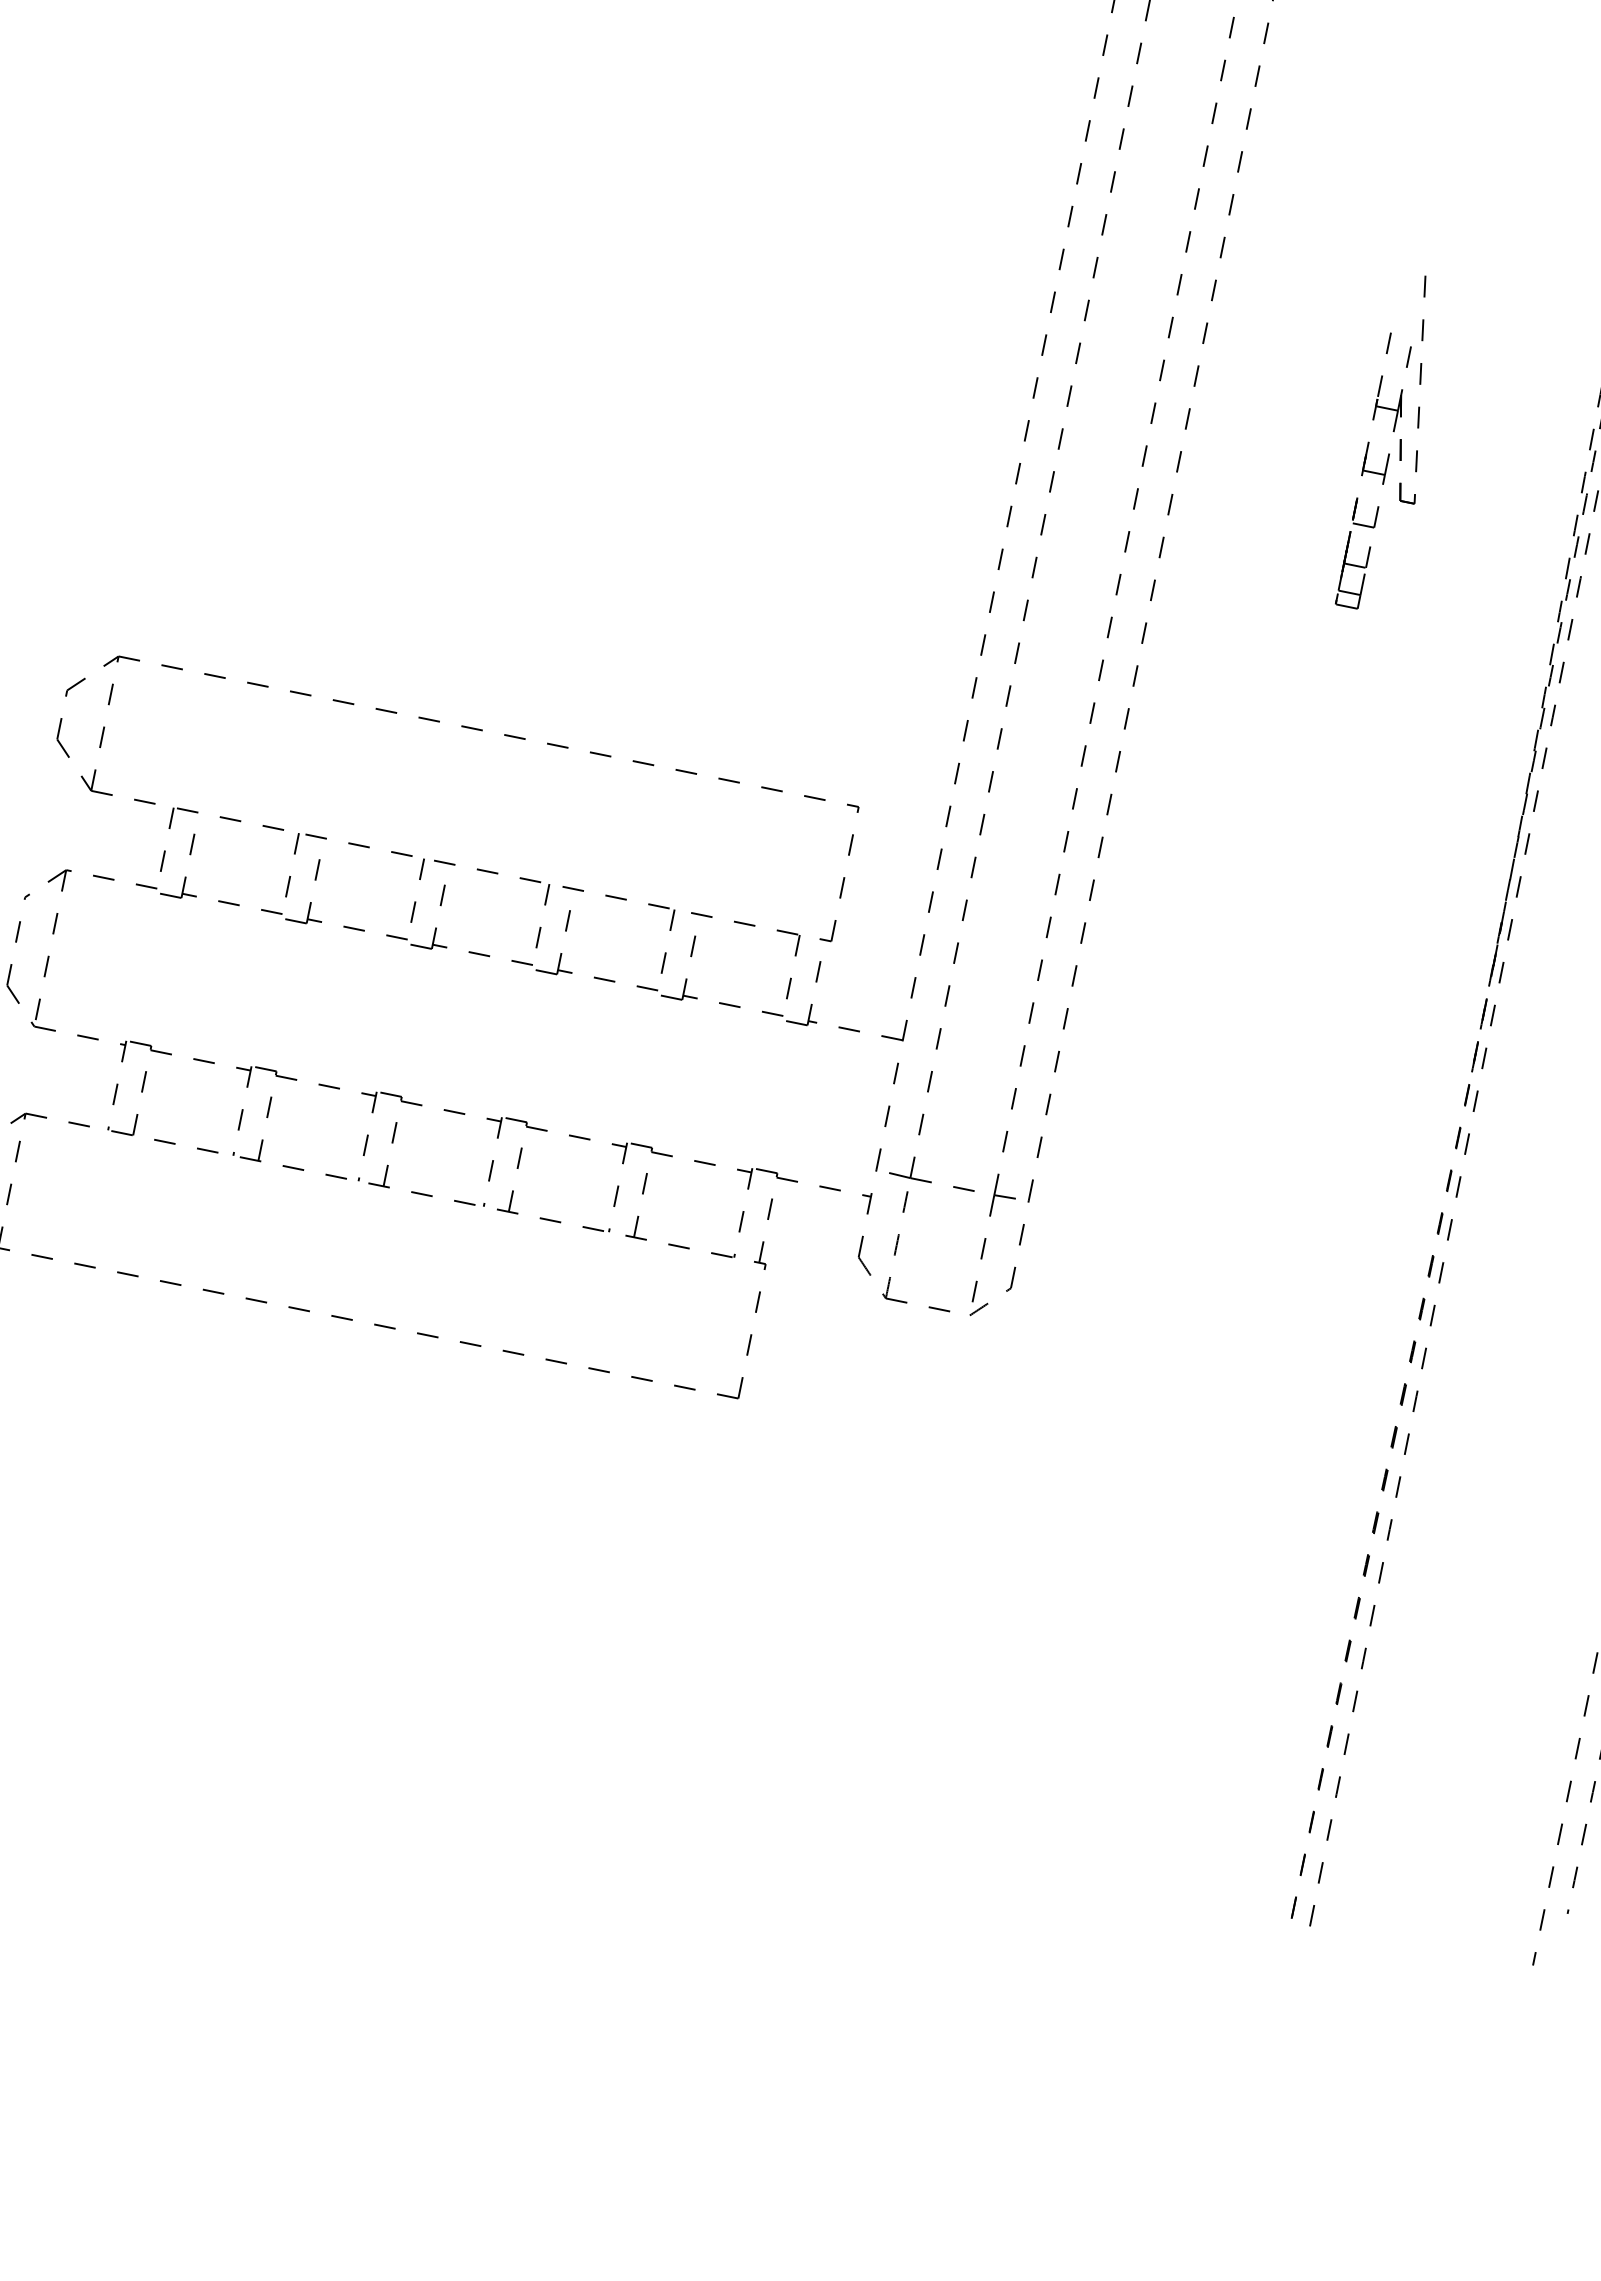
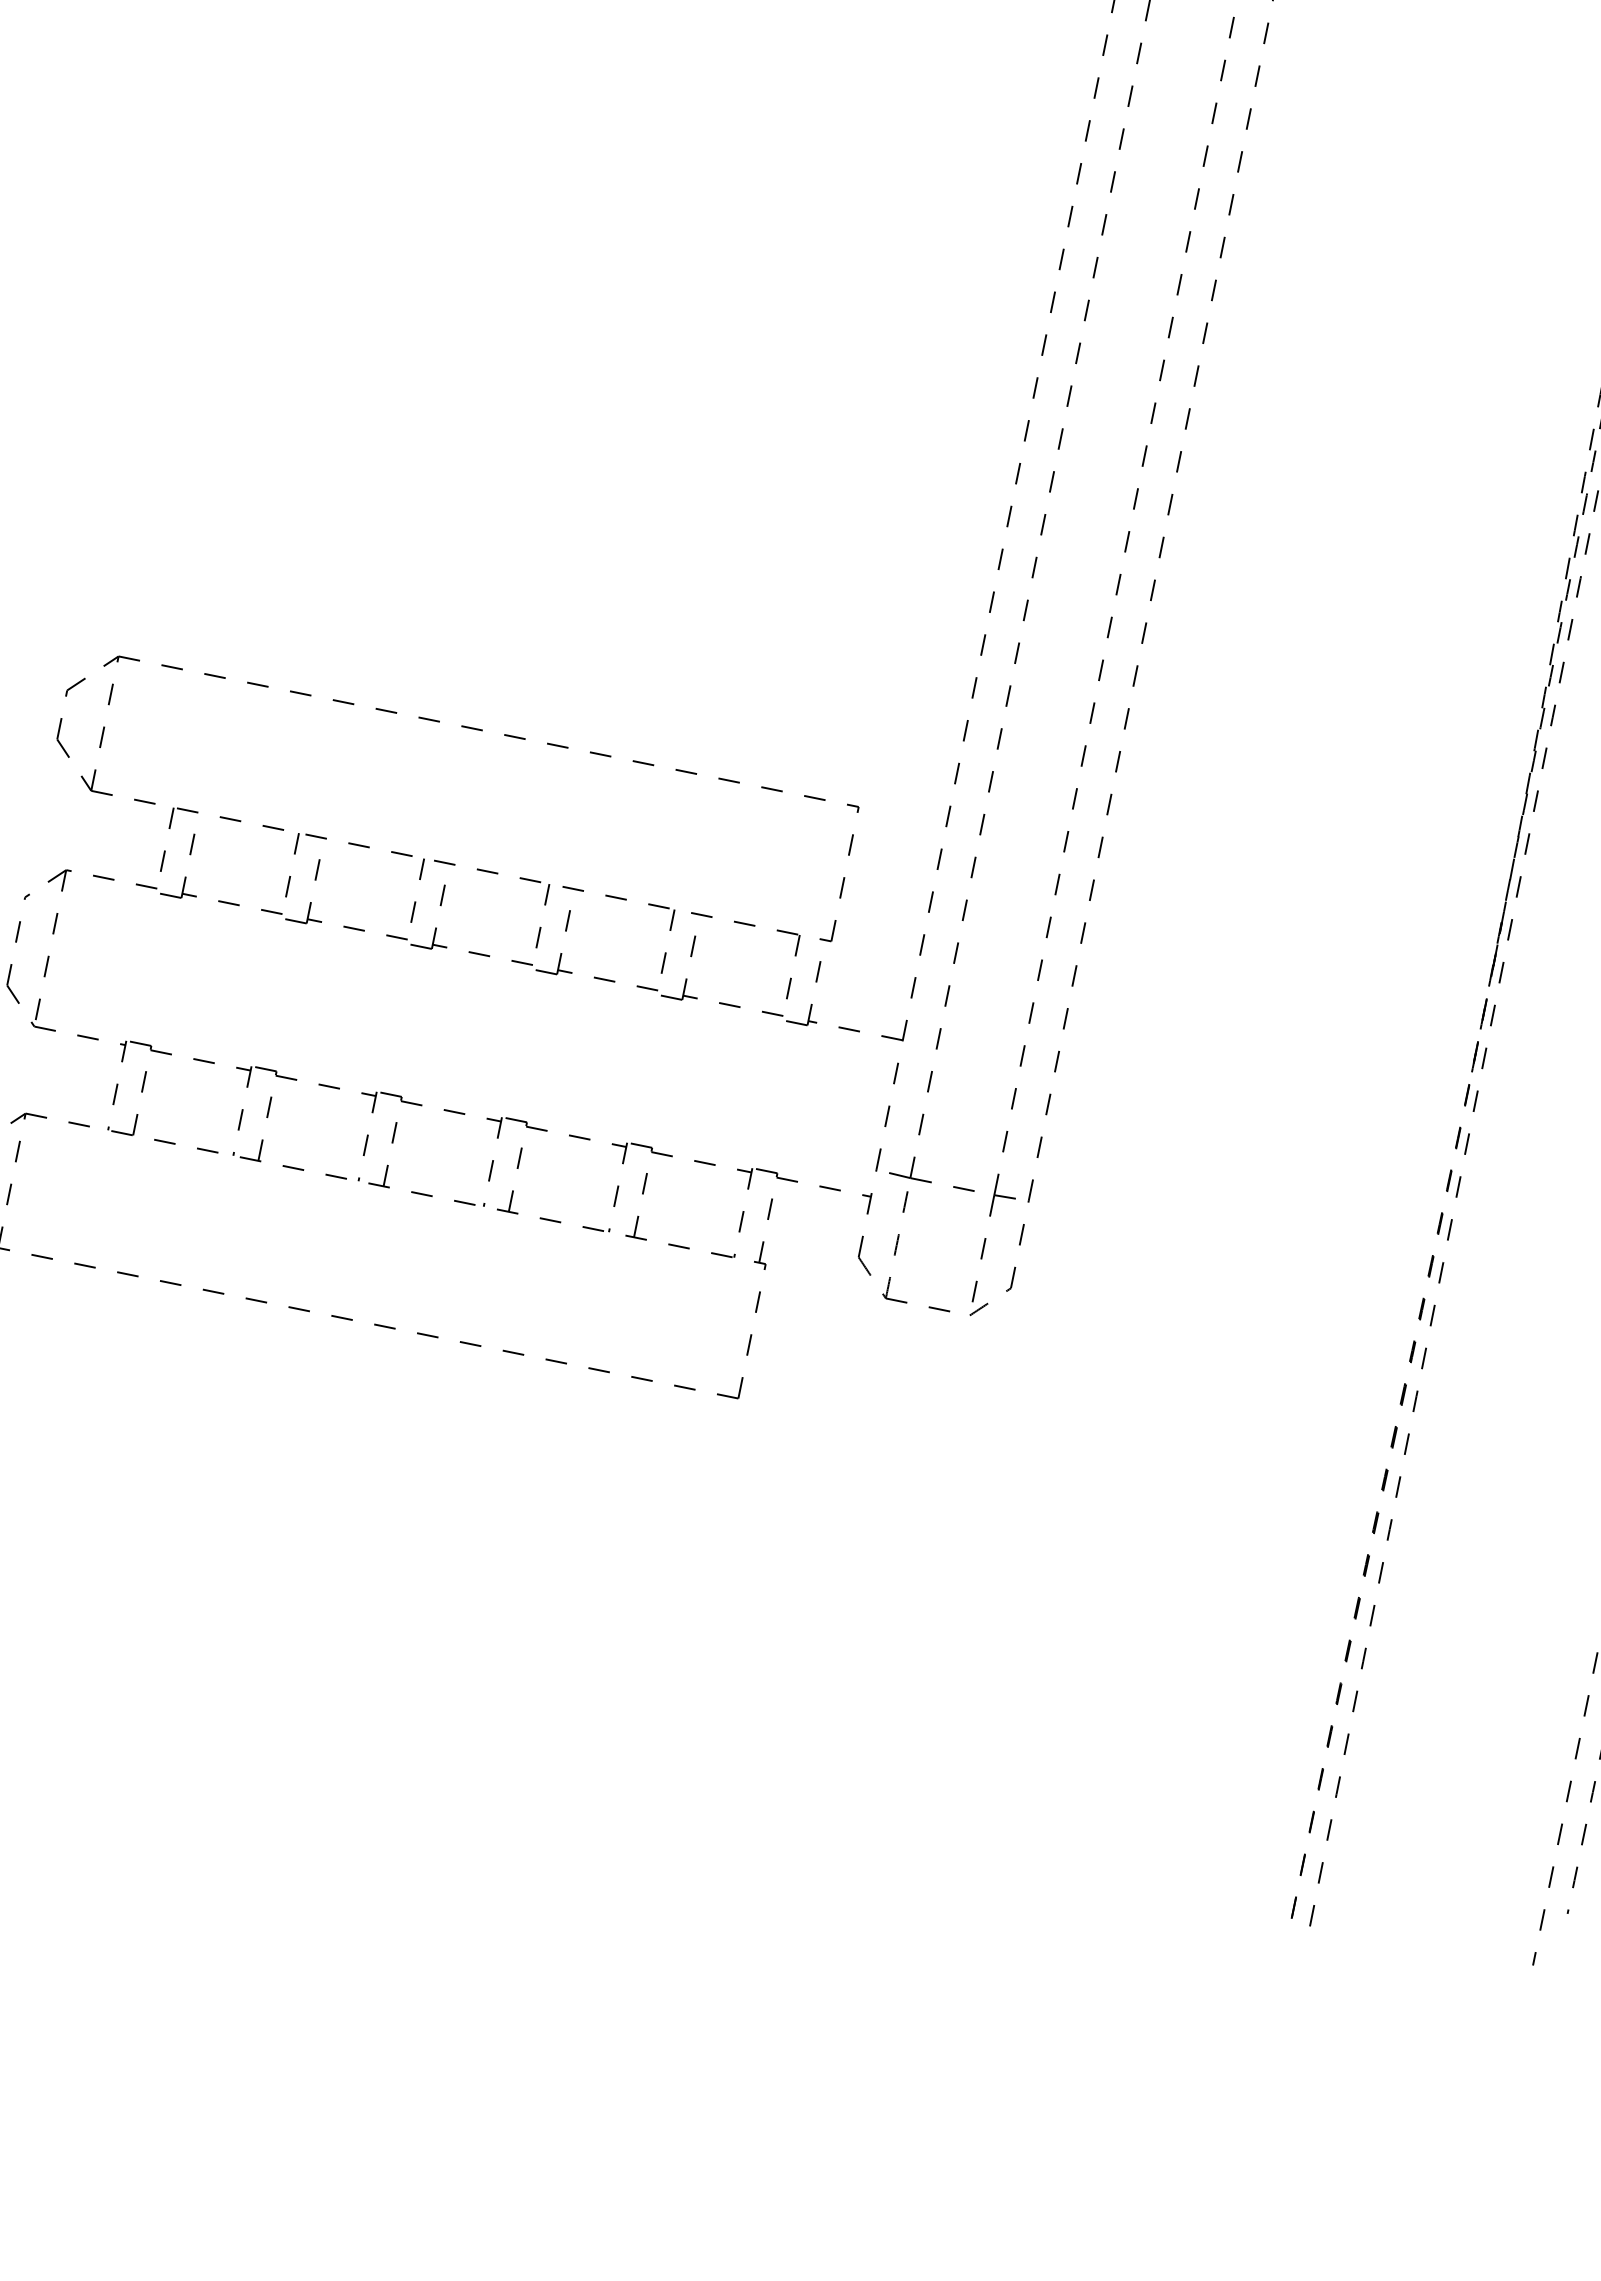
part: present -> none (1369, 442)
